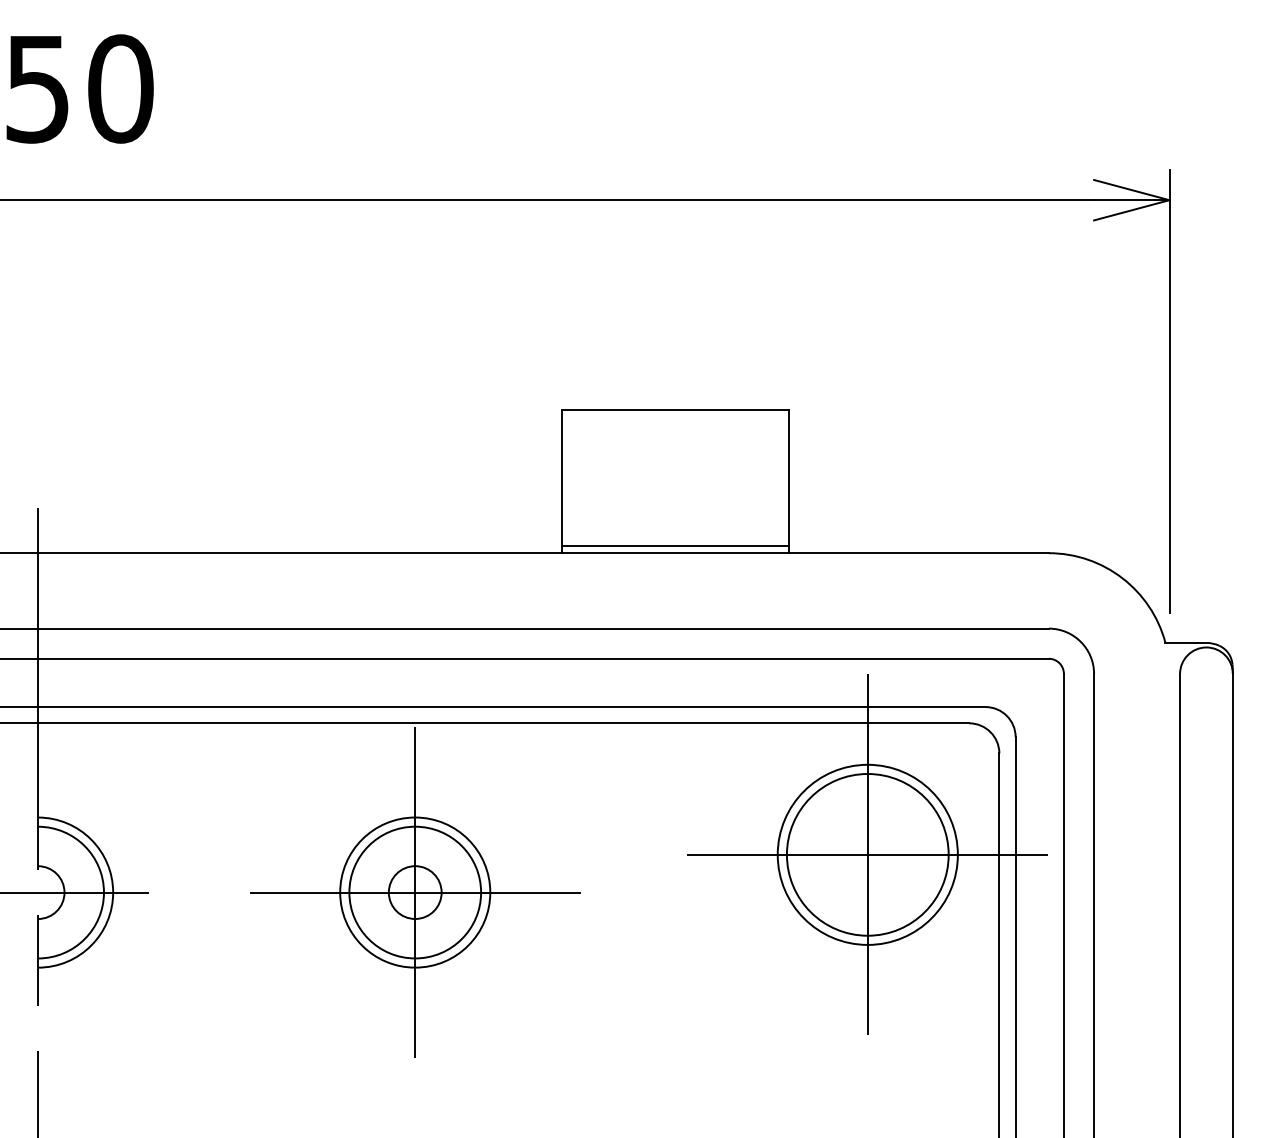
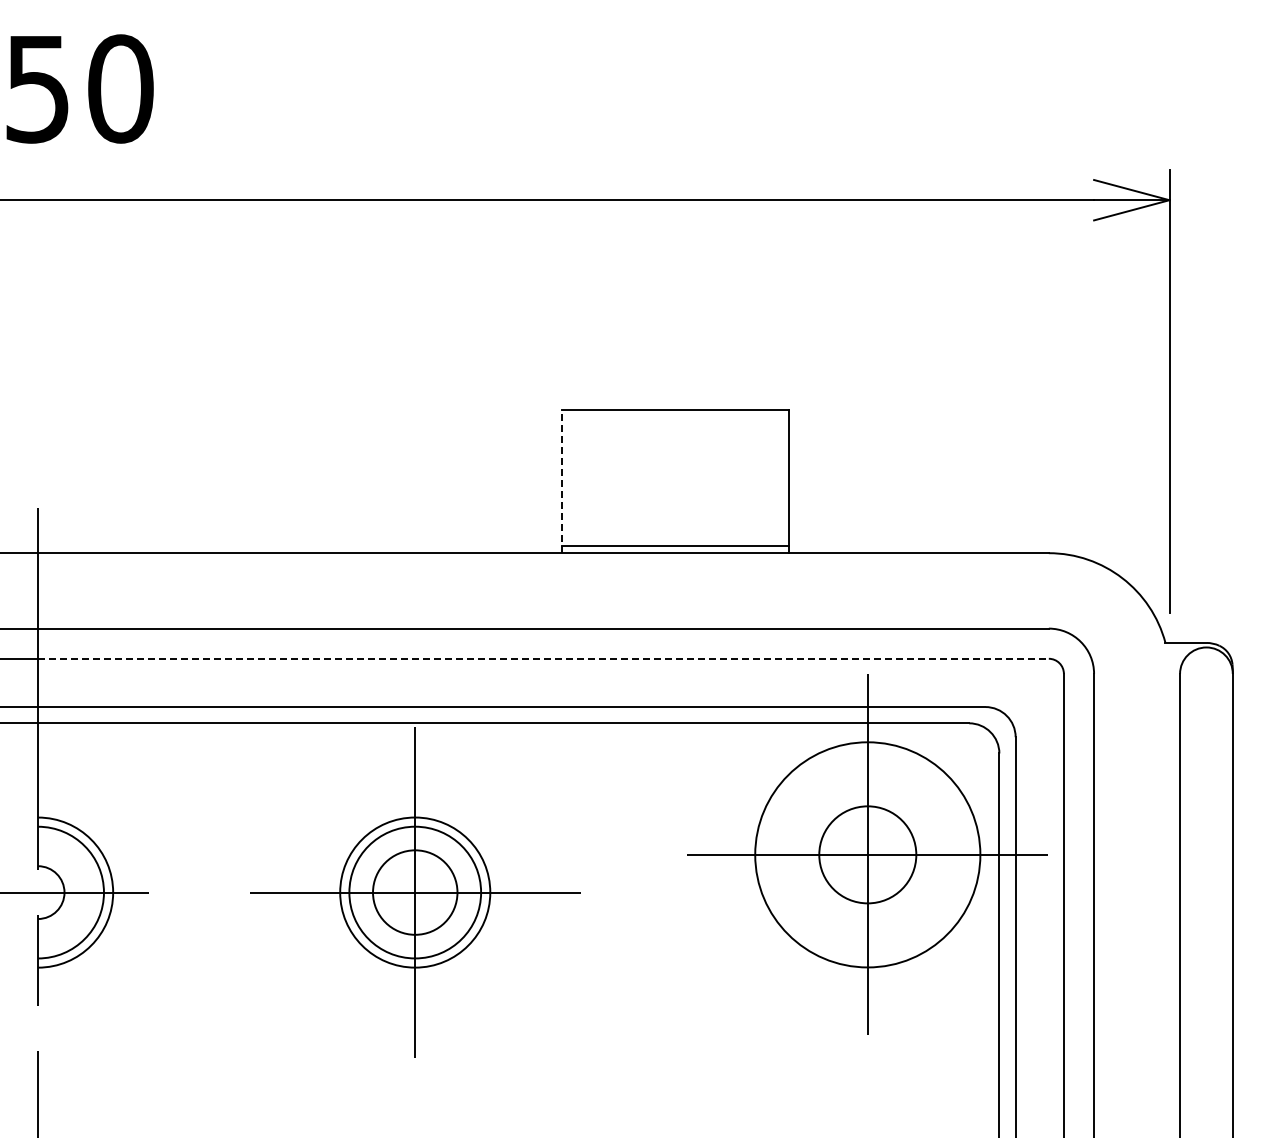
line: solid -> dashed (562, 481)
line: solid -> dashed (543, 658)
circle diameter: 162 px -> 97 px (867, 854)
circle diameter: 180 px -> 225 px (867, 854)
circle diameter: 53 px -> 84 px (415, 892)
